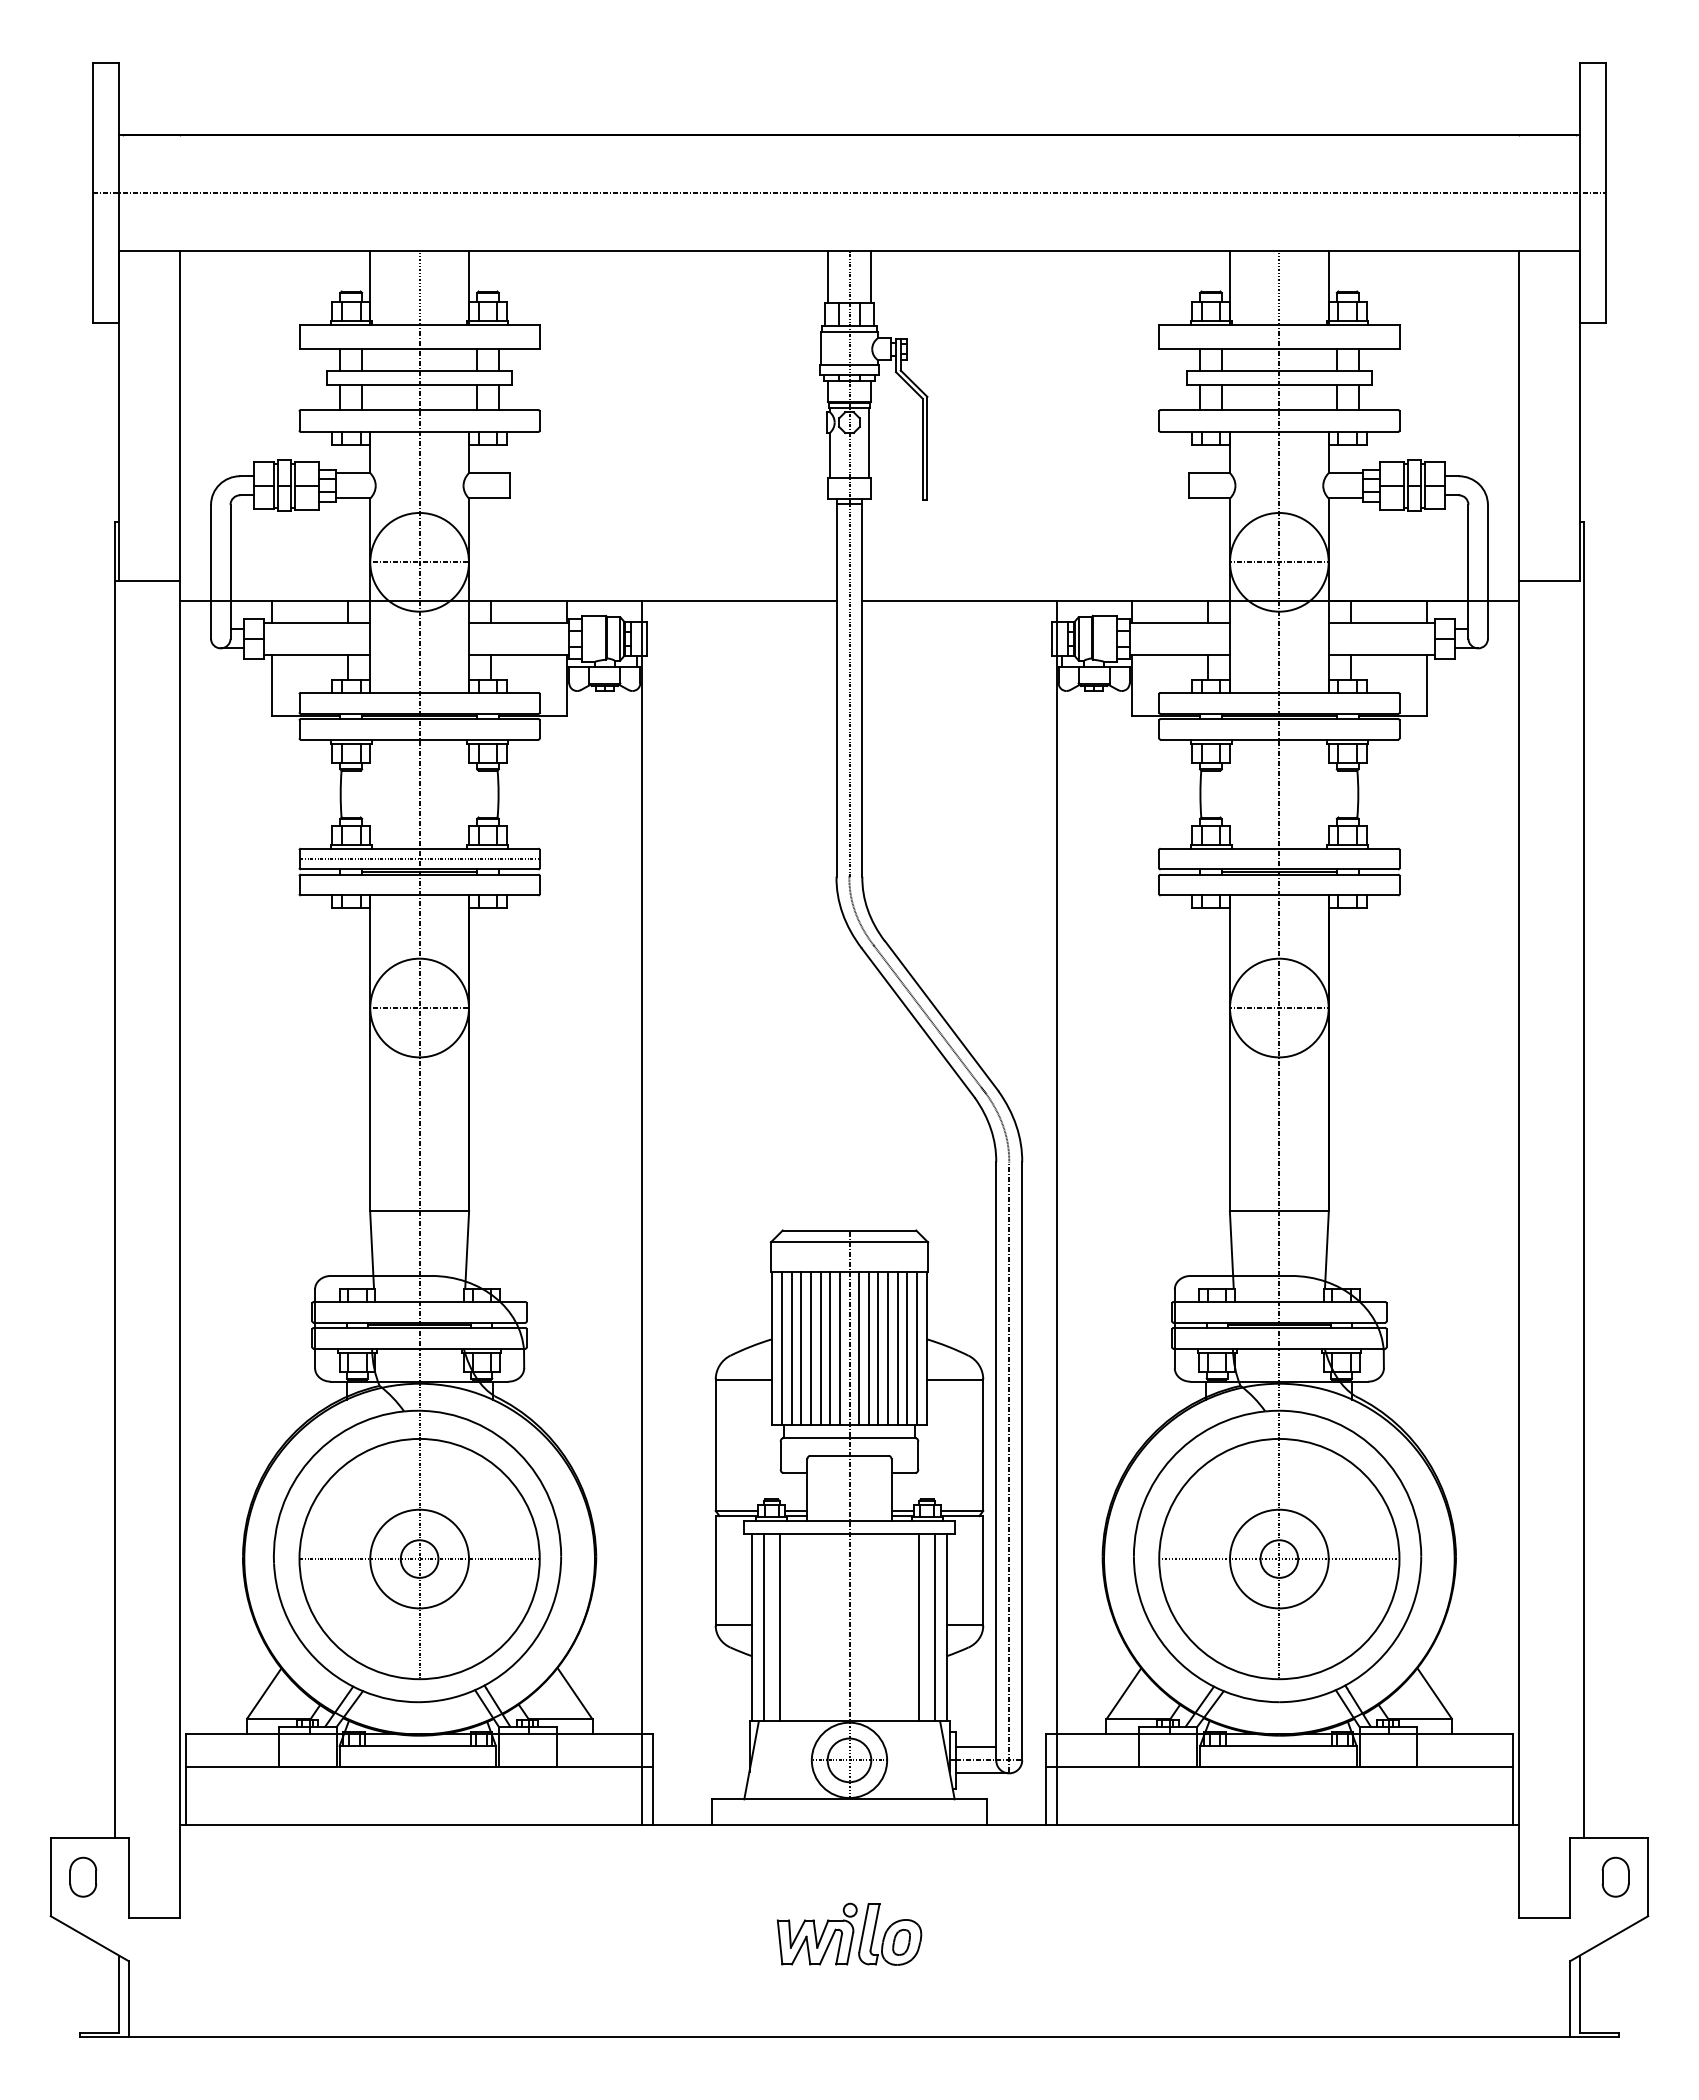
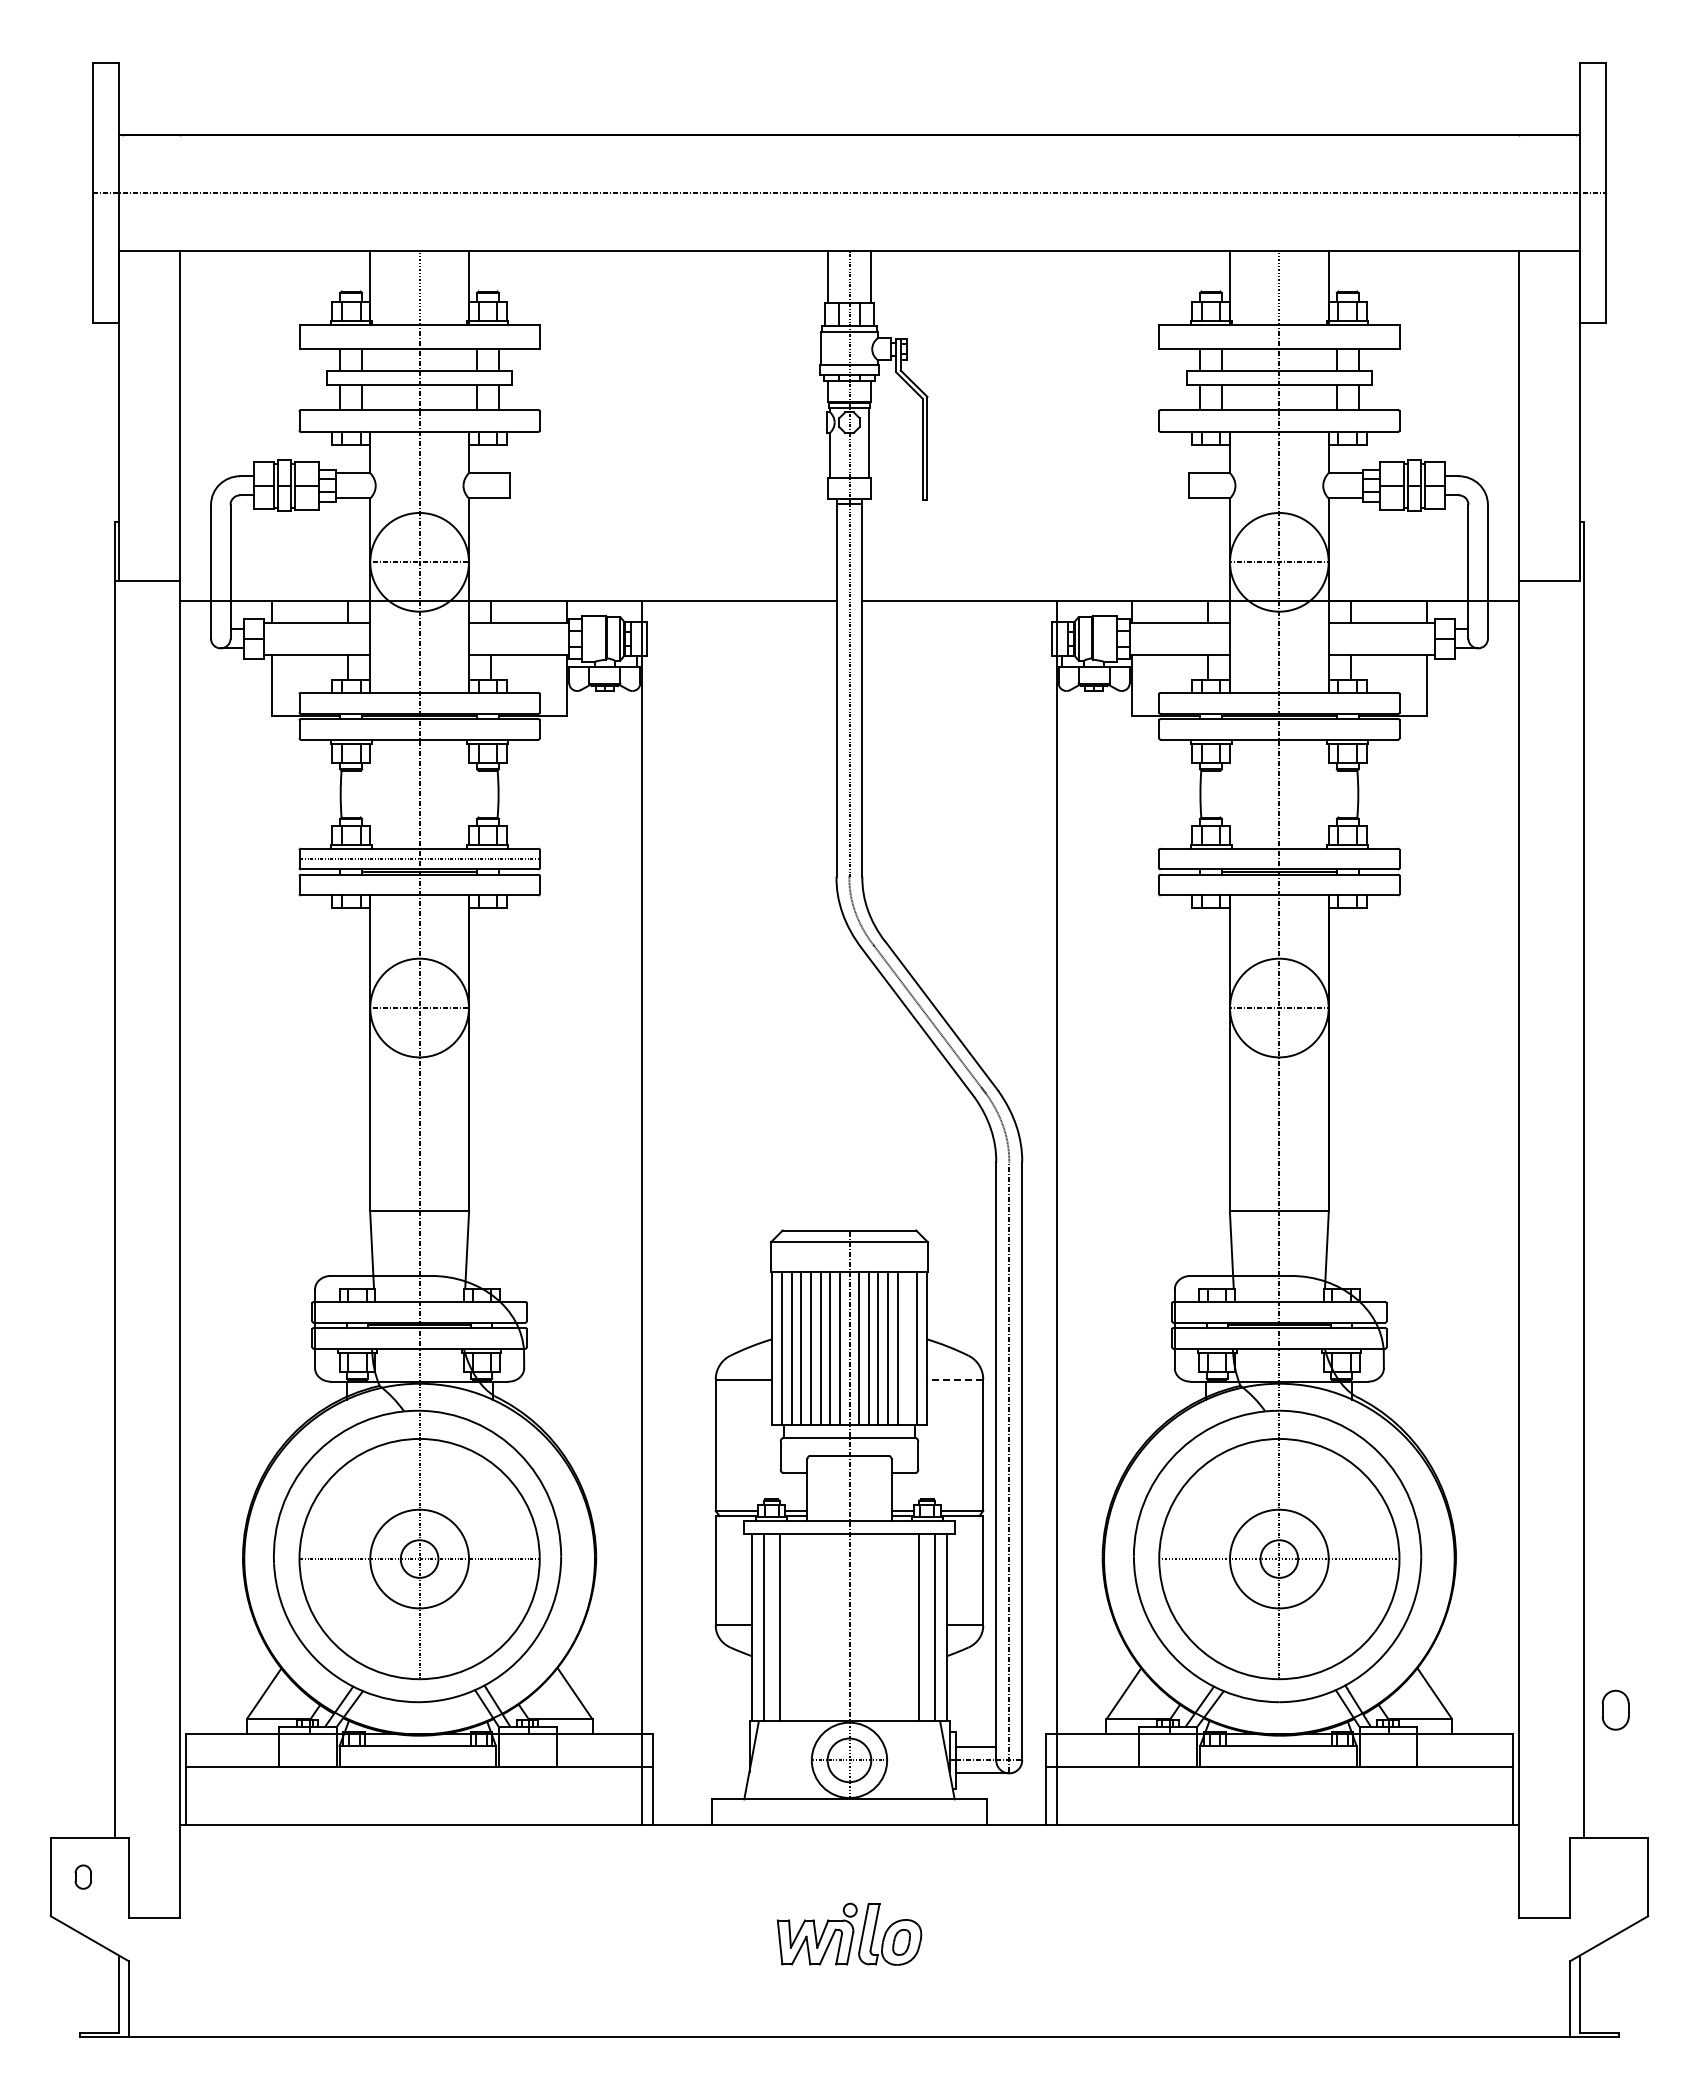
line: present -> none (907, 1348)
line: solid -> dashed (954, 1379)
part size: 29x42 px -> 18x26 px (82, 1876)
part position: (1615, 1876) -> (1615, 1709) (1615, 1709)
